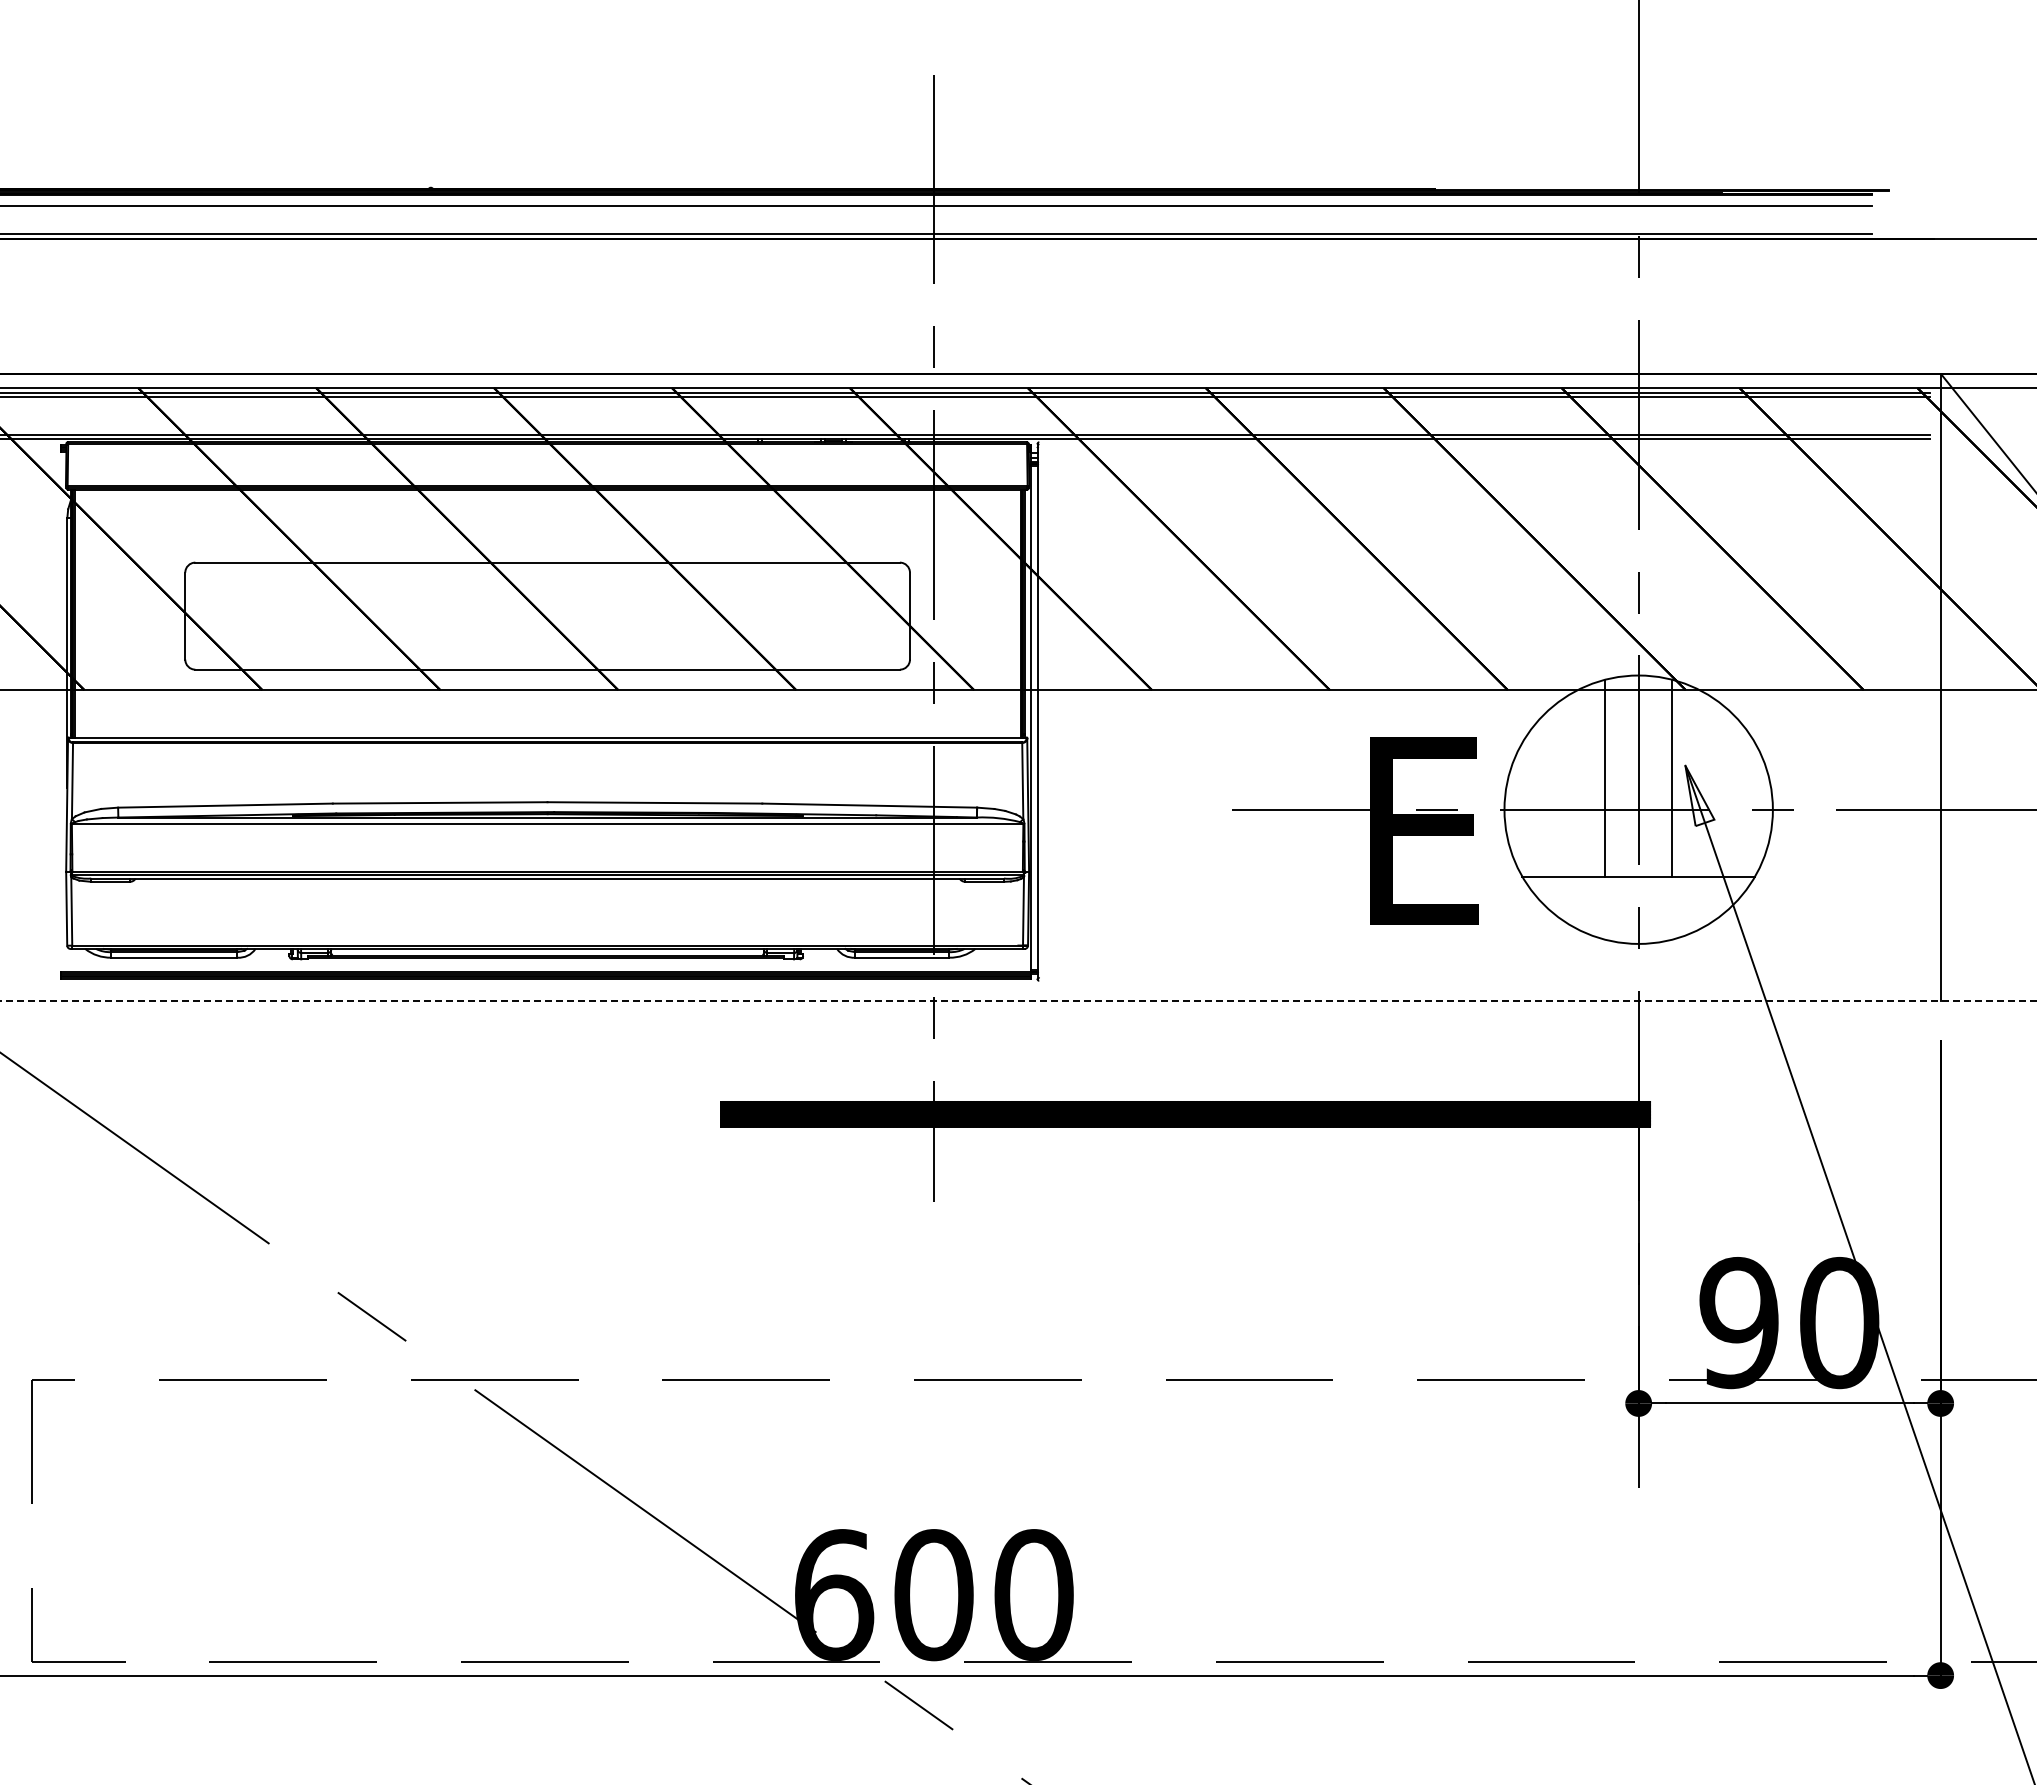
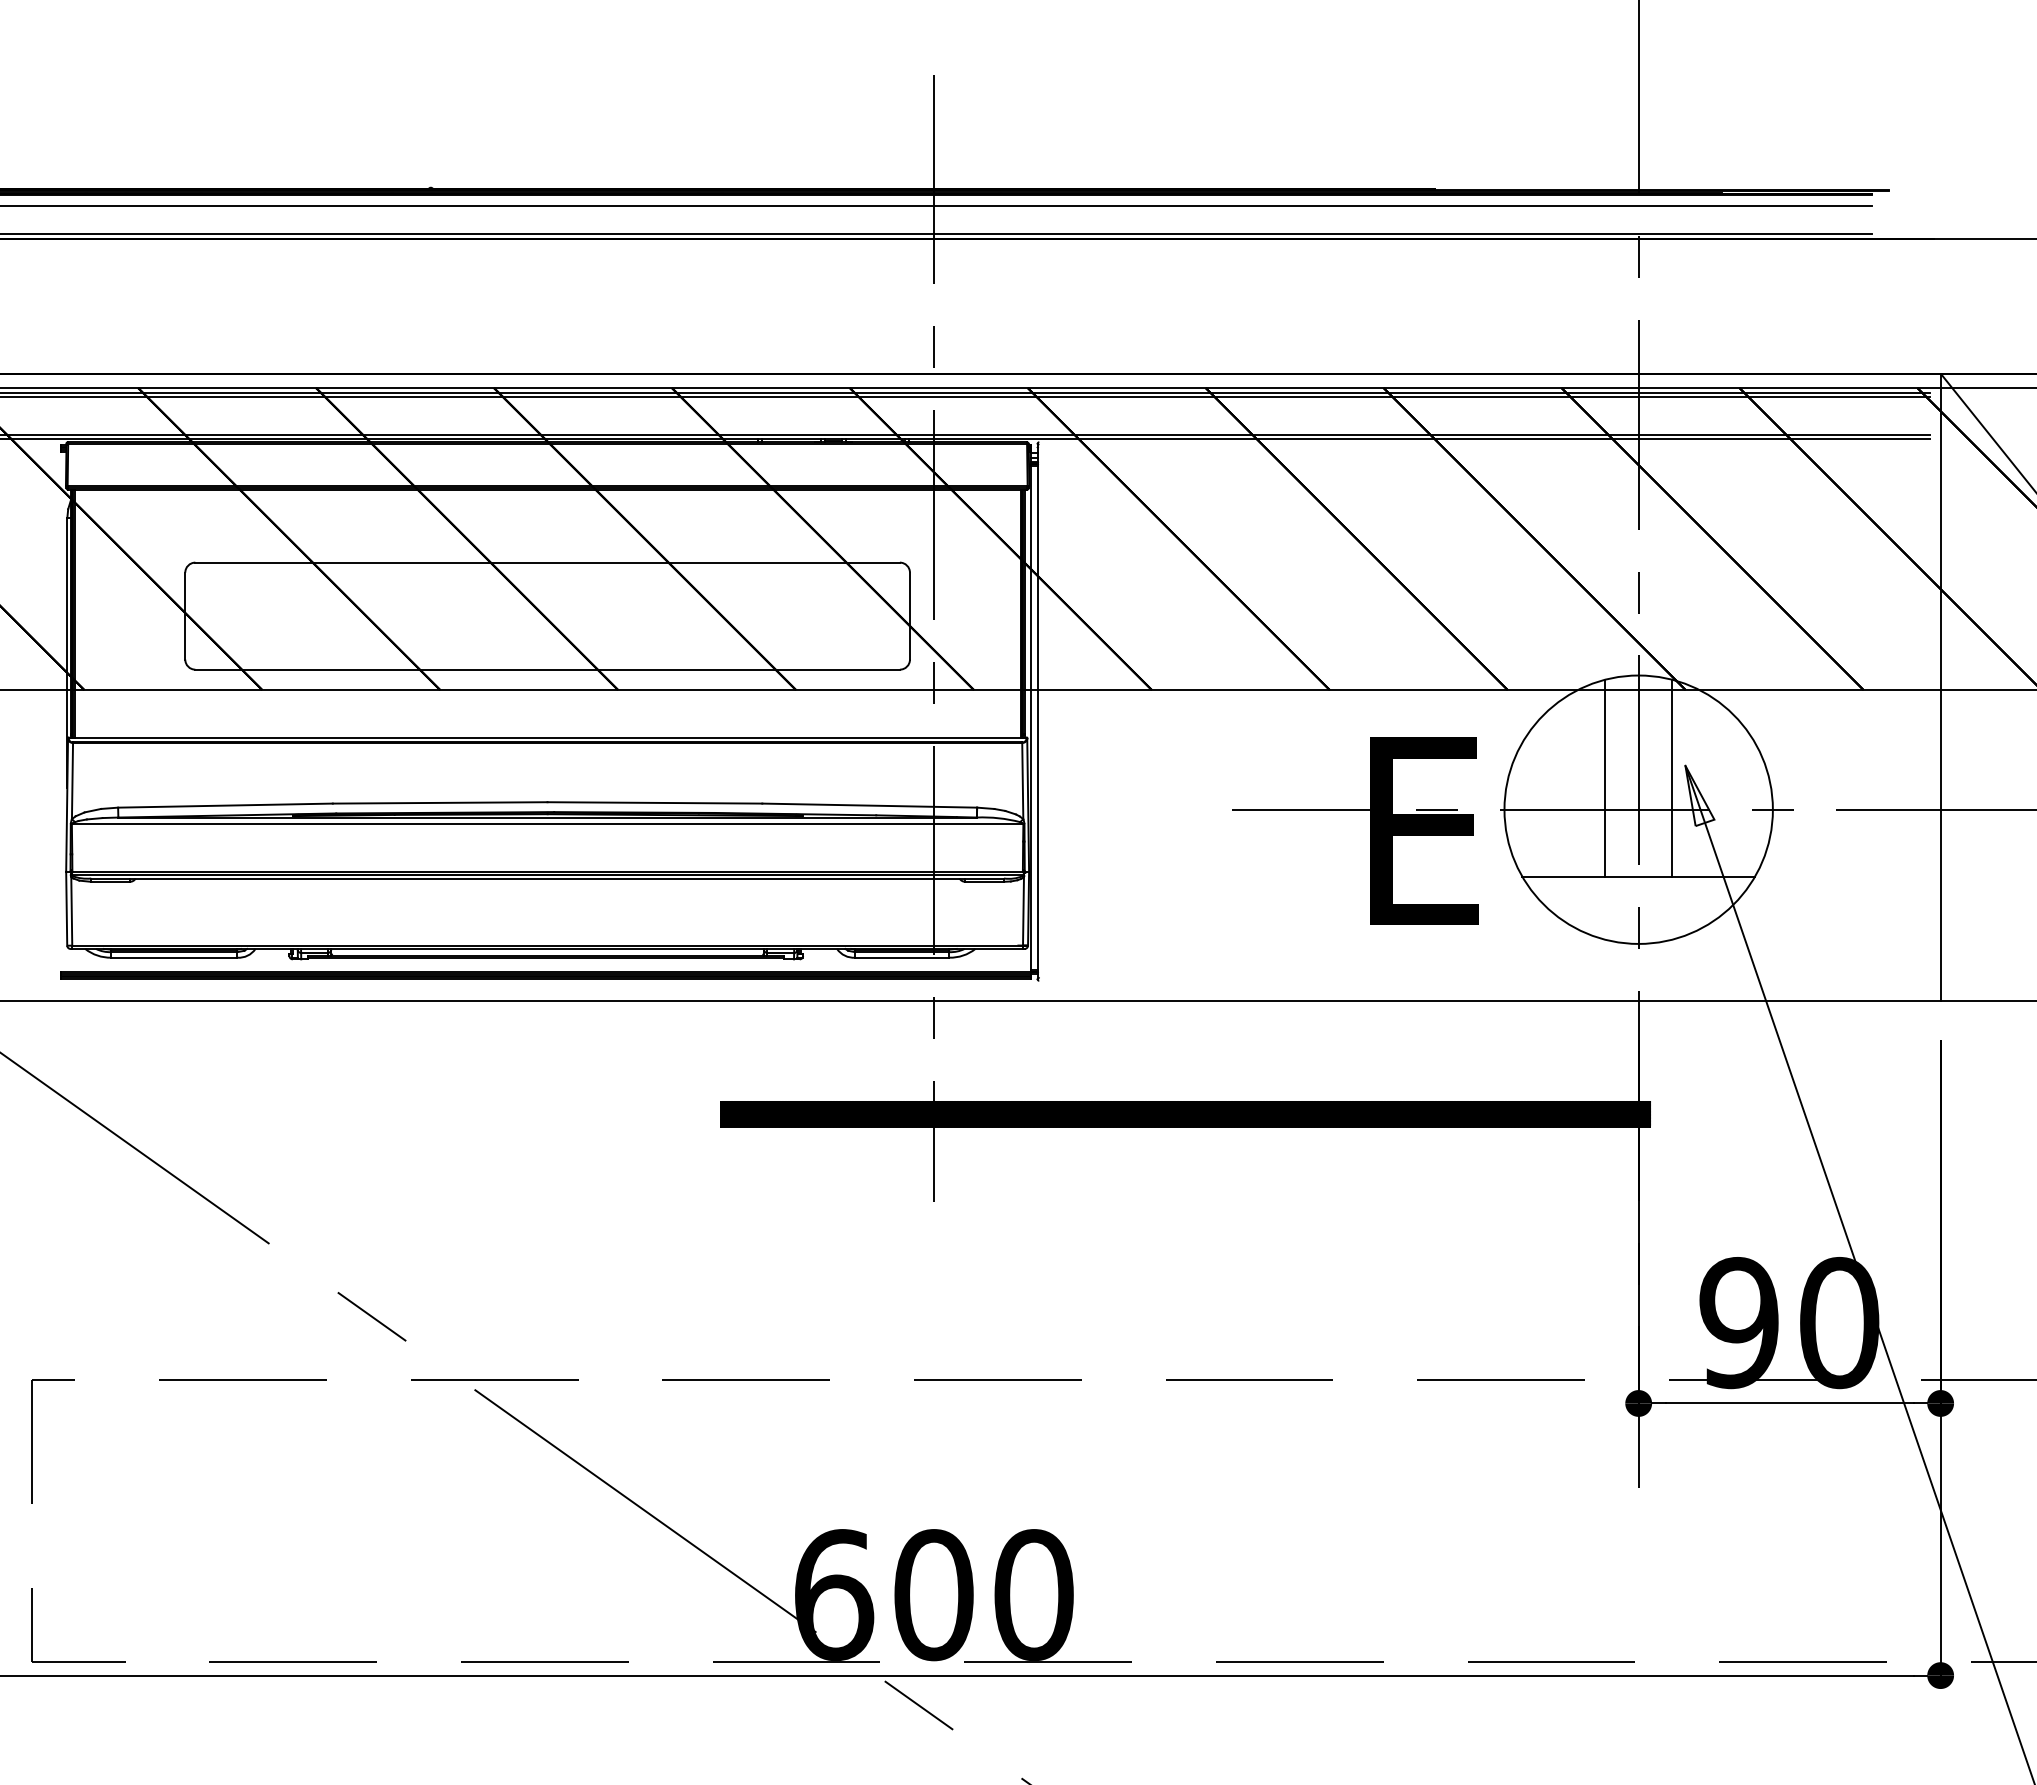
line: dashed -> solid (1018, 1000)
